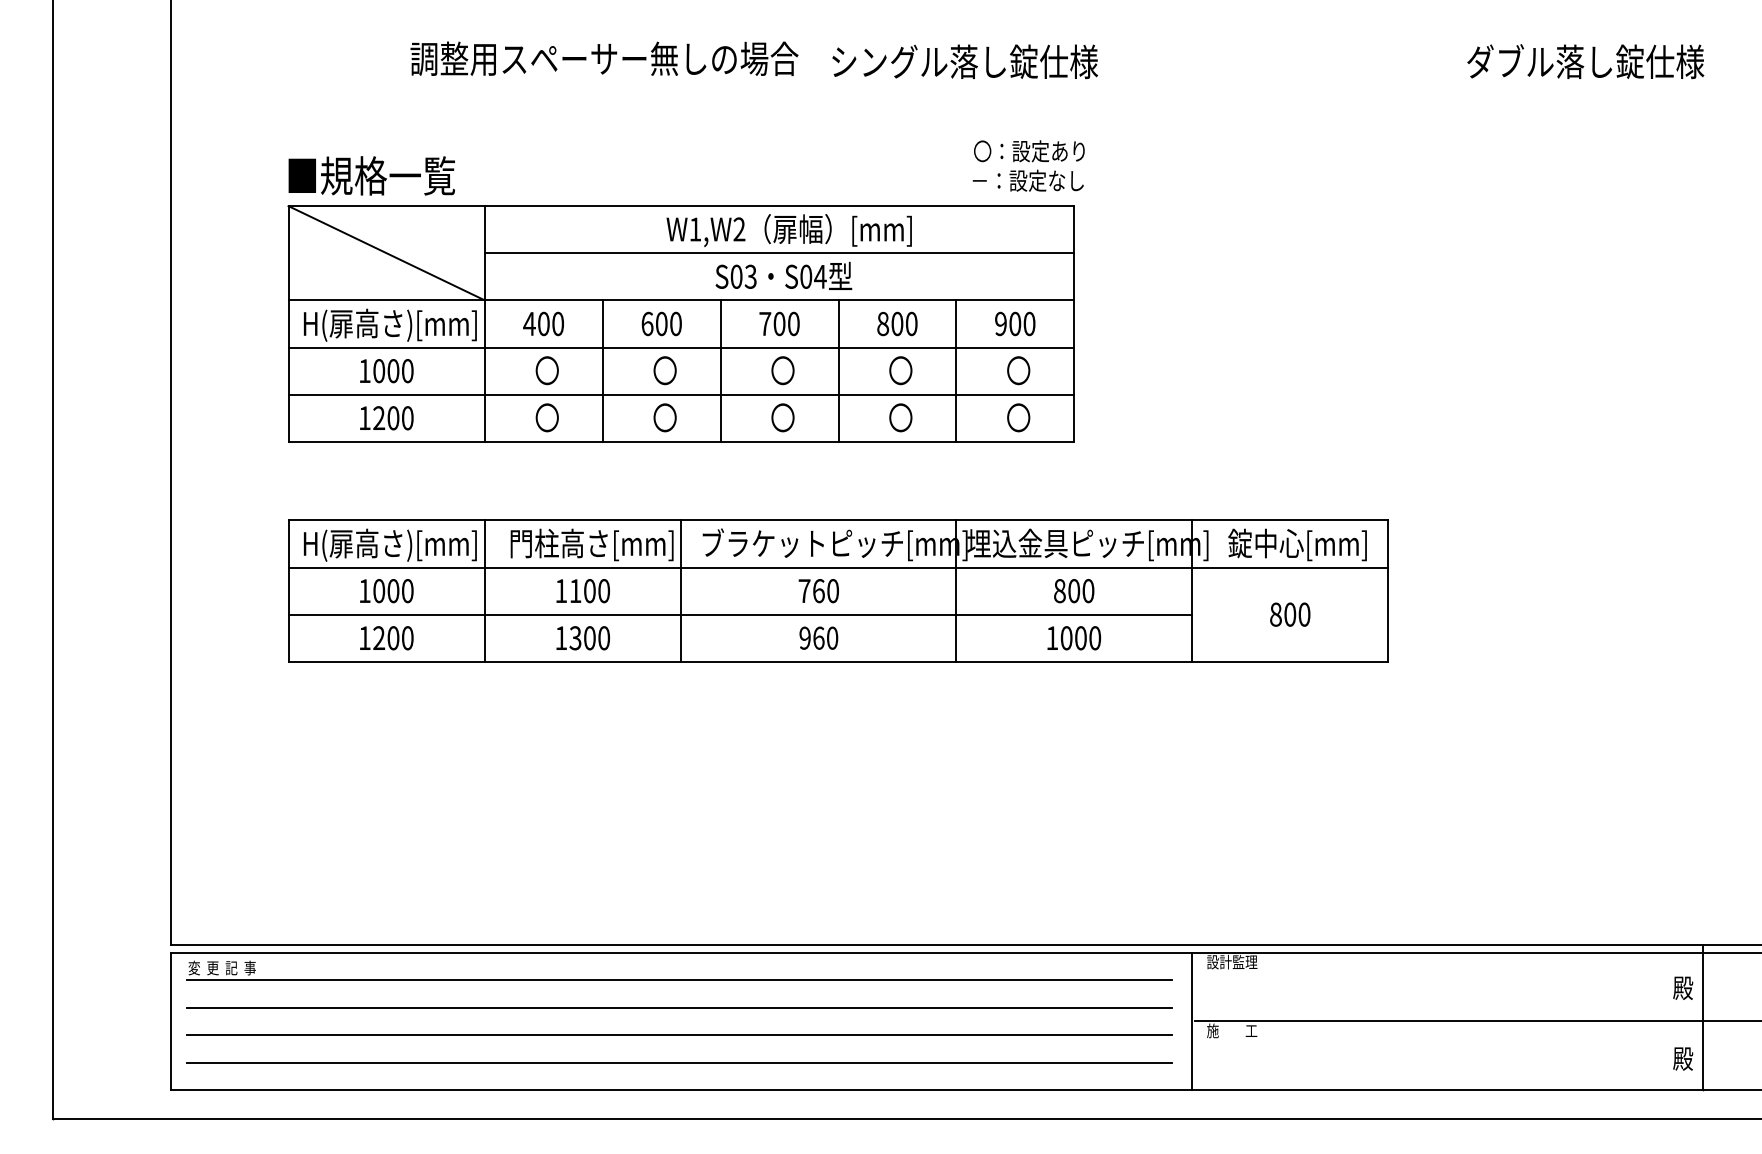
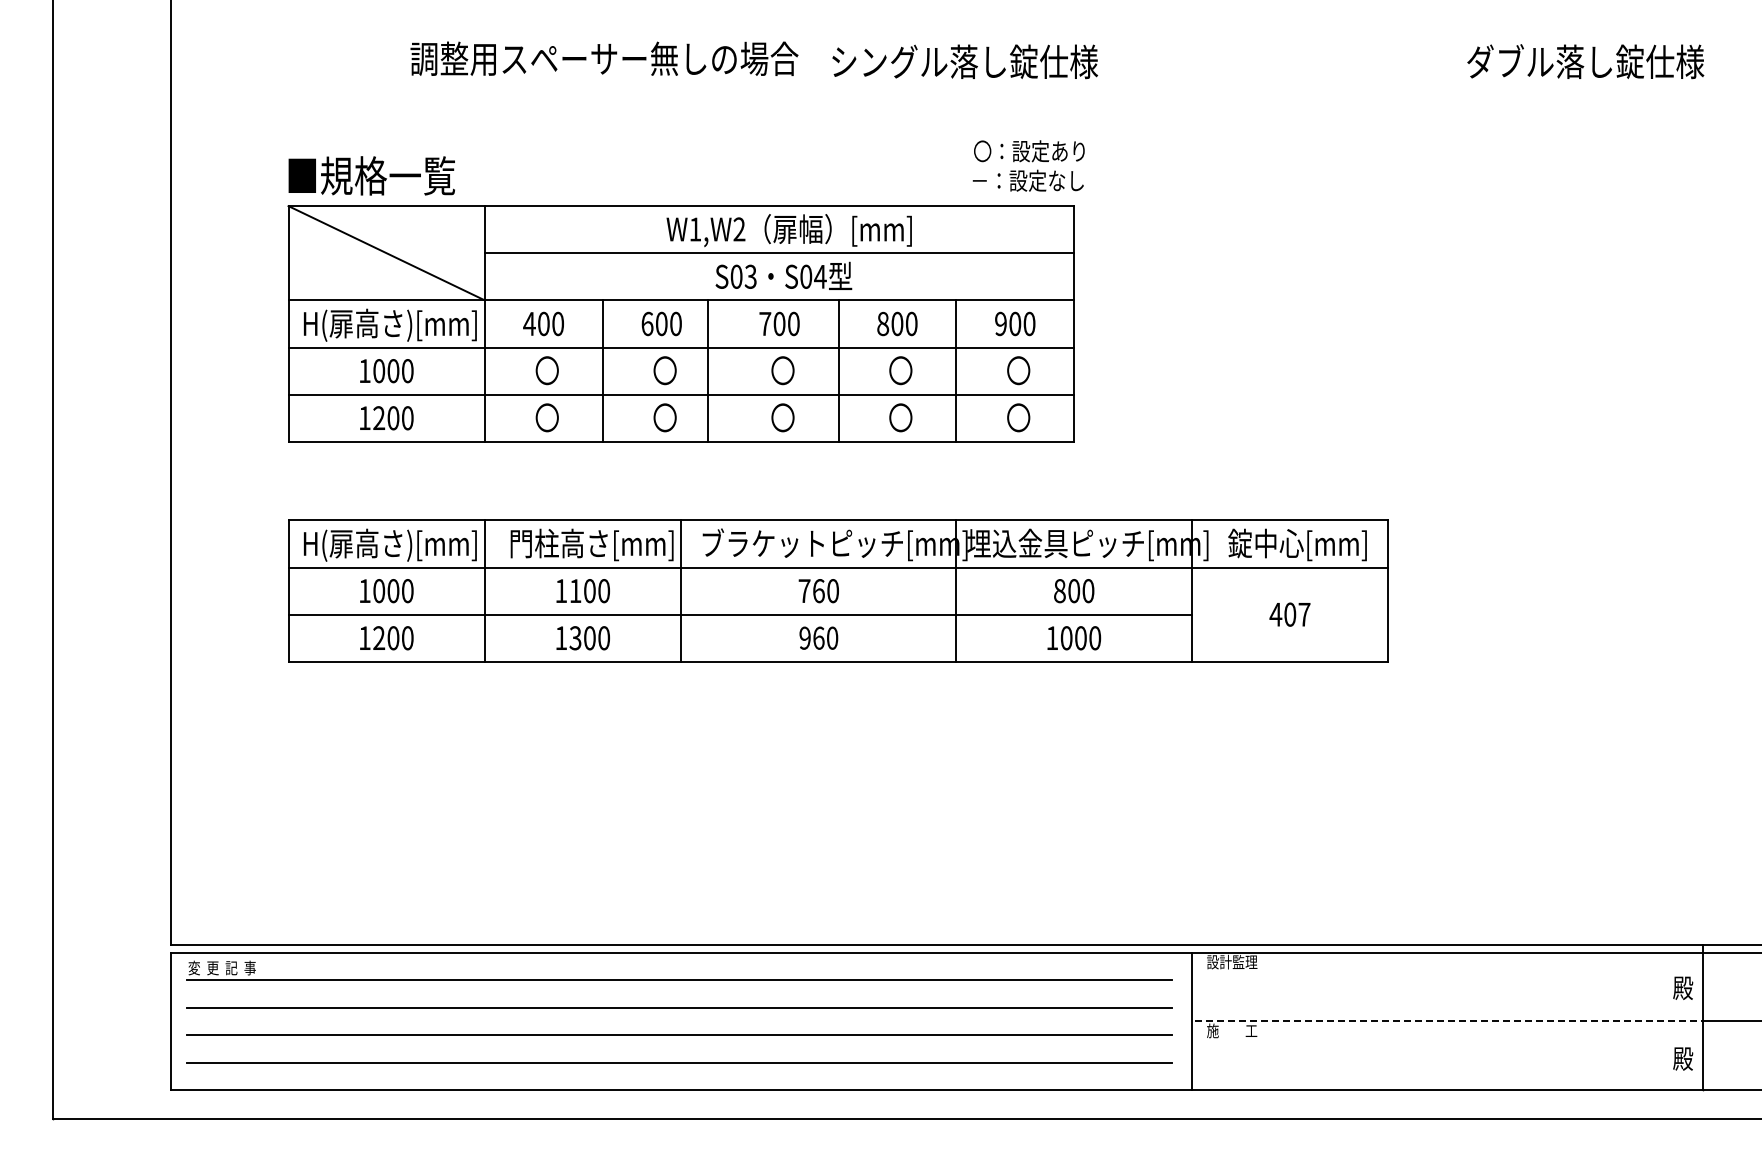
line position: (720, 370) -> (707, 370) (707, 370)
text: 800 -> 407 (1289, 614)
line: solid -> dashed (1448, 1021)
